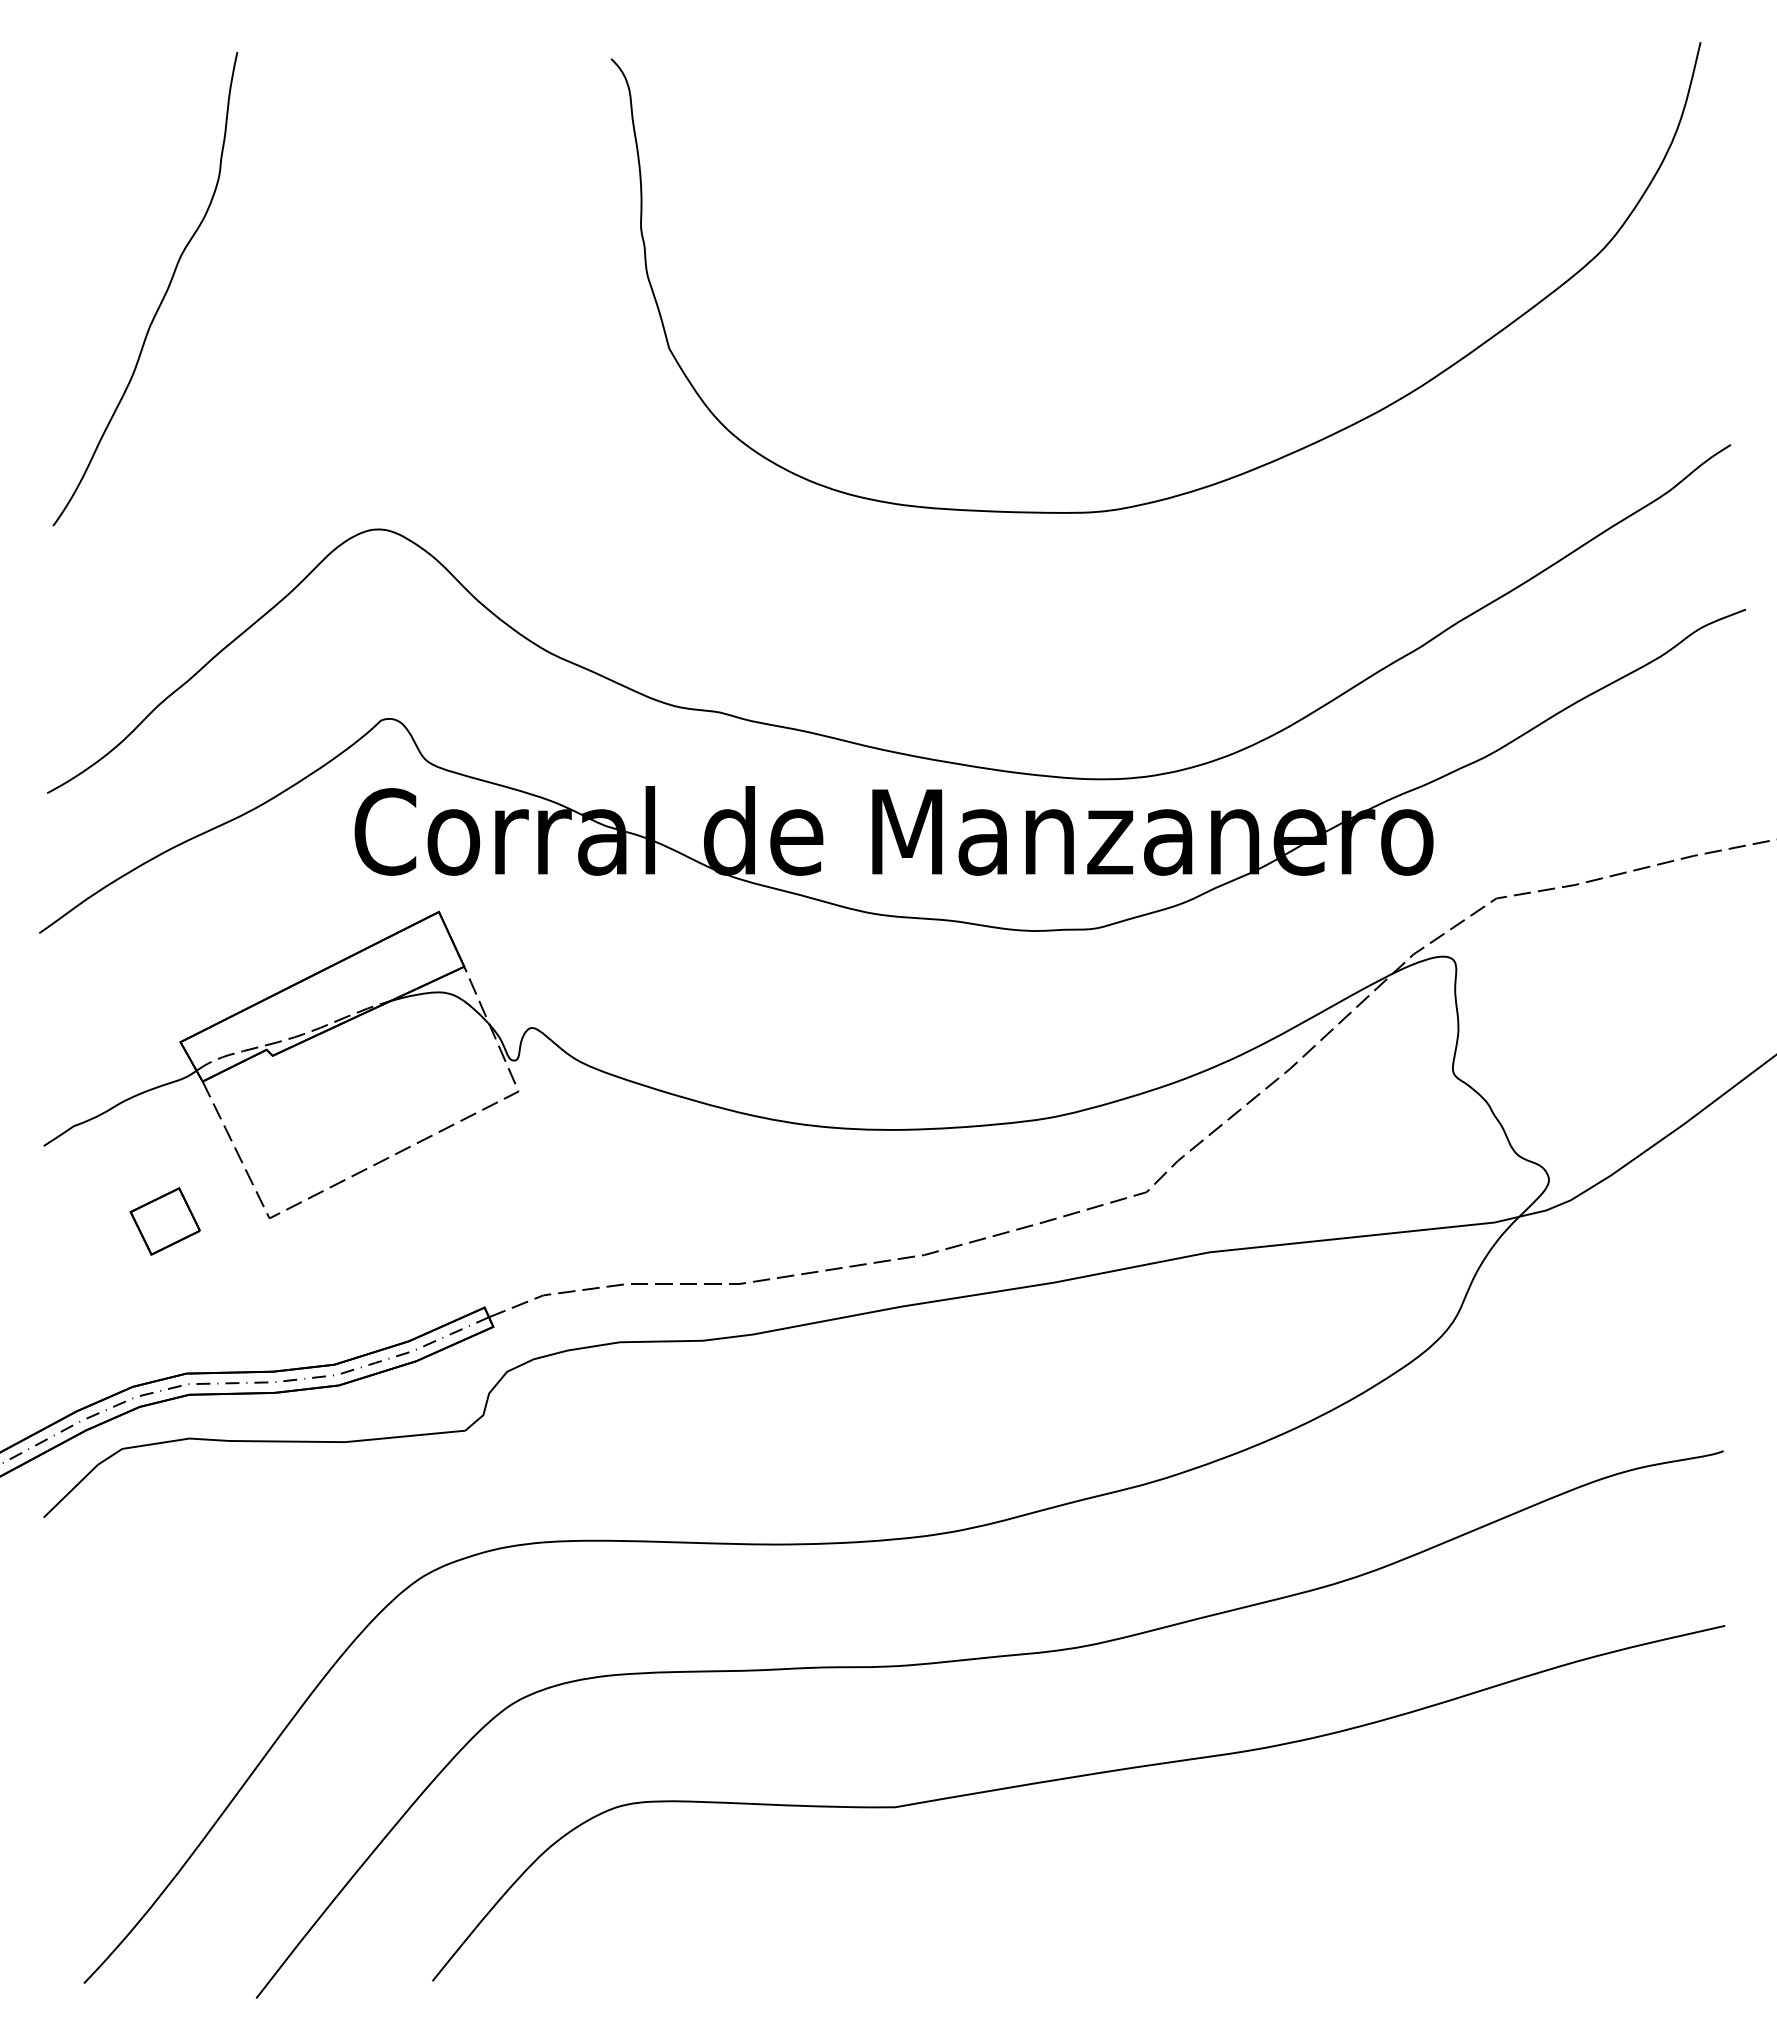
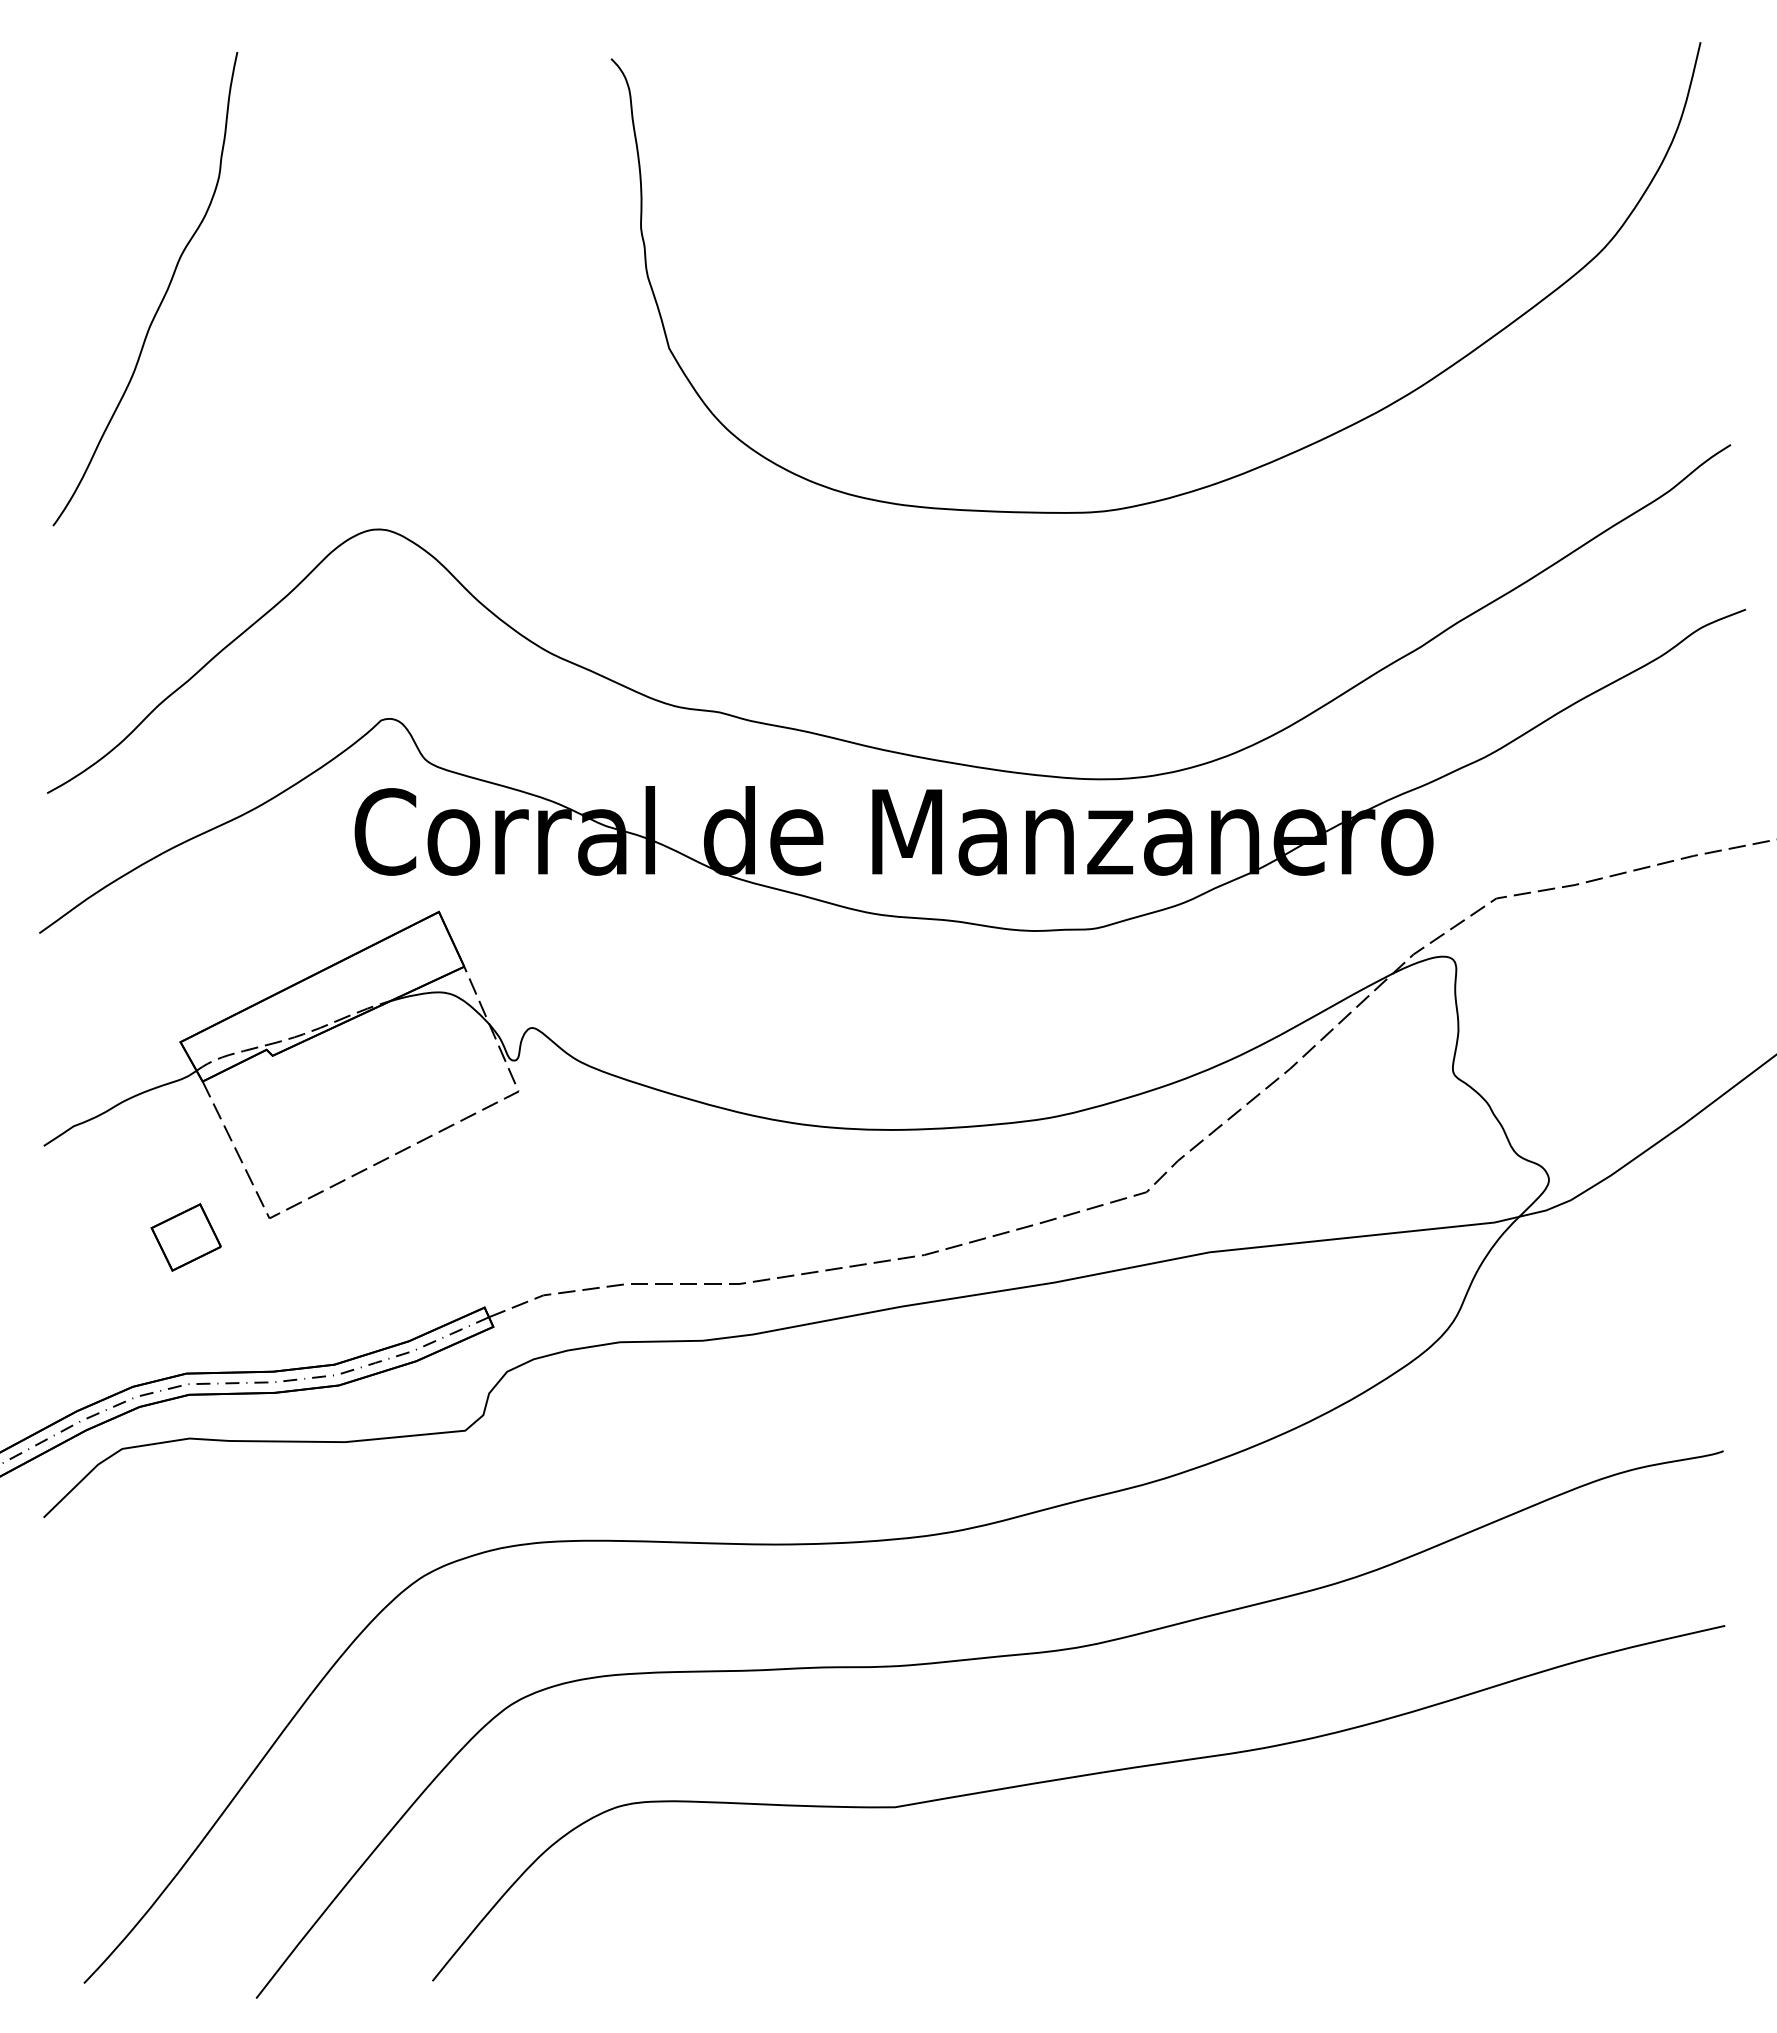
part position: (164, 1221) -> (185, 1237) (185, 1237)
